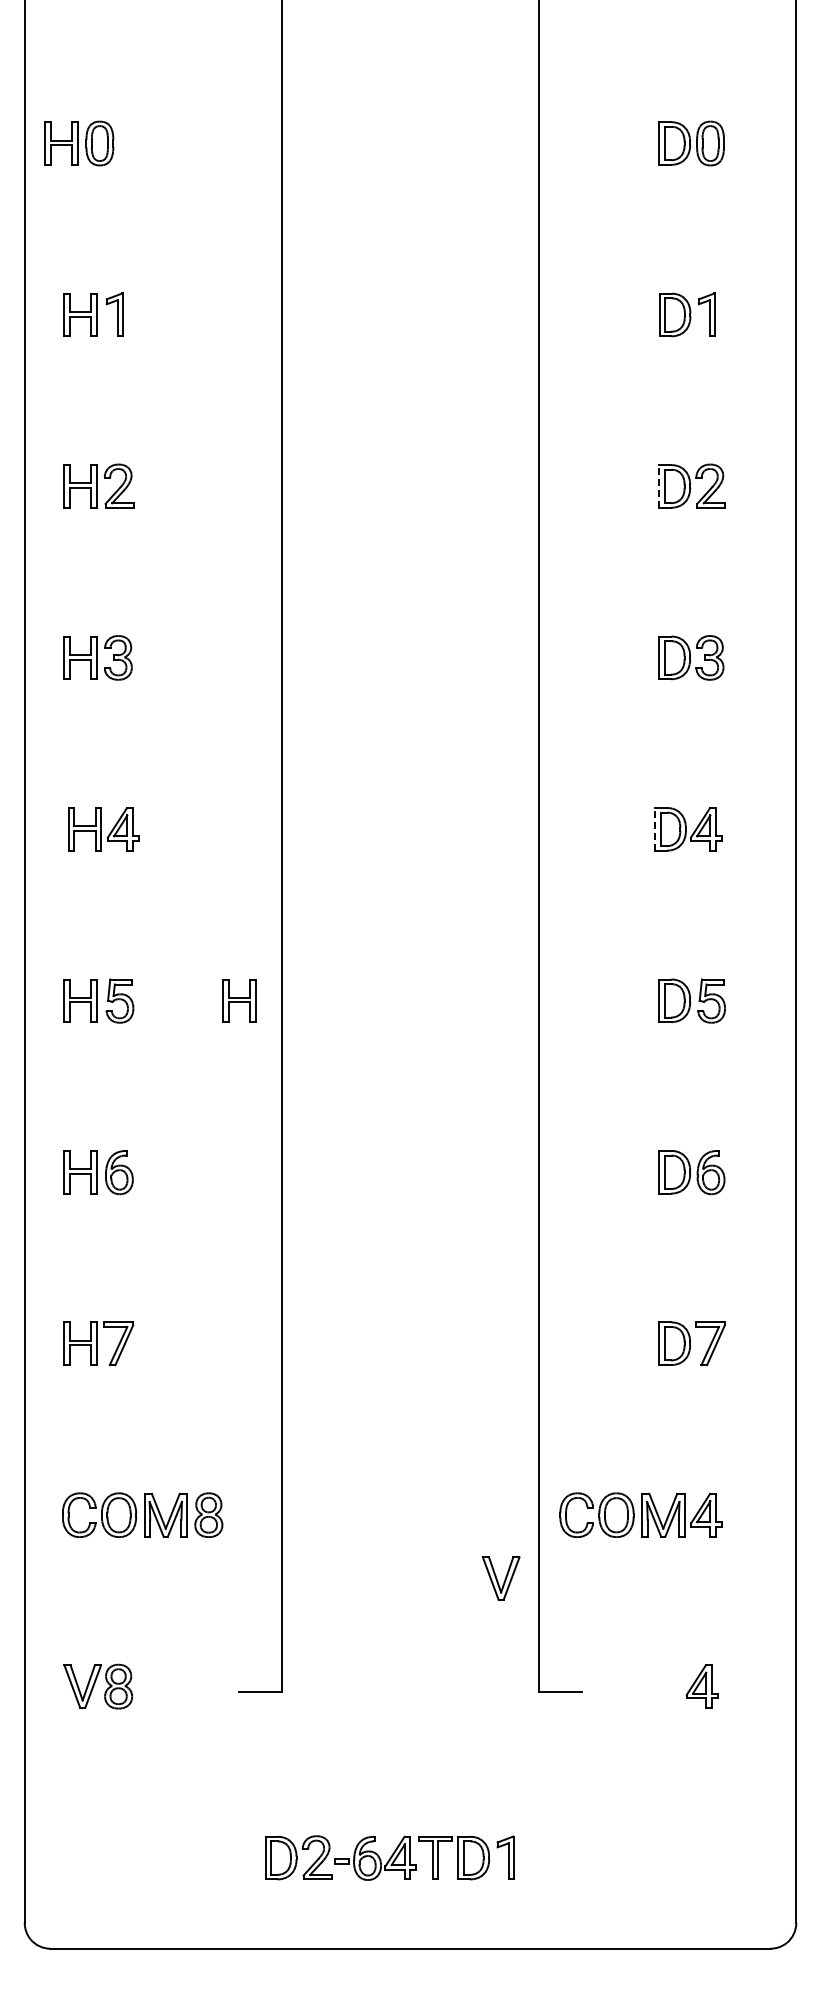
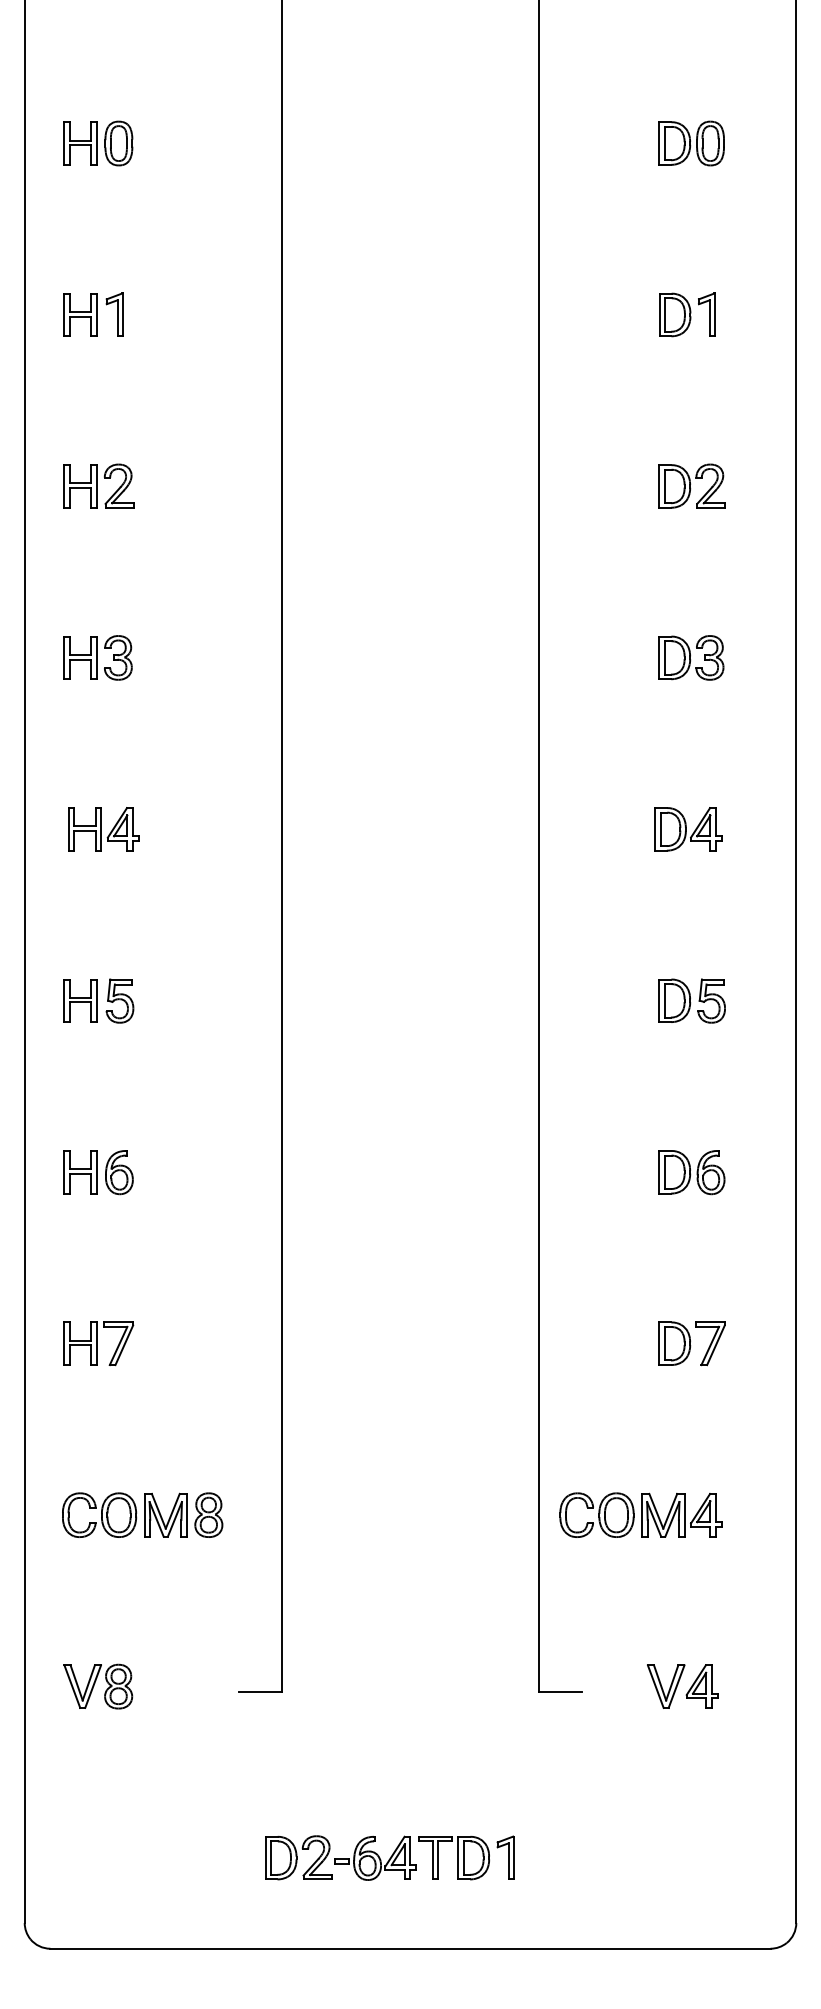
part position: (79, 143) -> (98, 143) (98, 143)
line: dashed -> solid (659, 485)
line: dashed -> solid (655, 828)
part: present -> none (239, 1000)
part position: (501, 1578) -> (666, 1686) (666, 1686)
